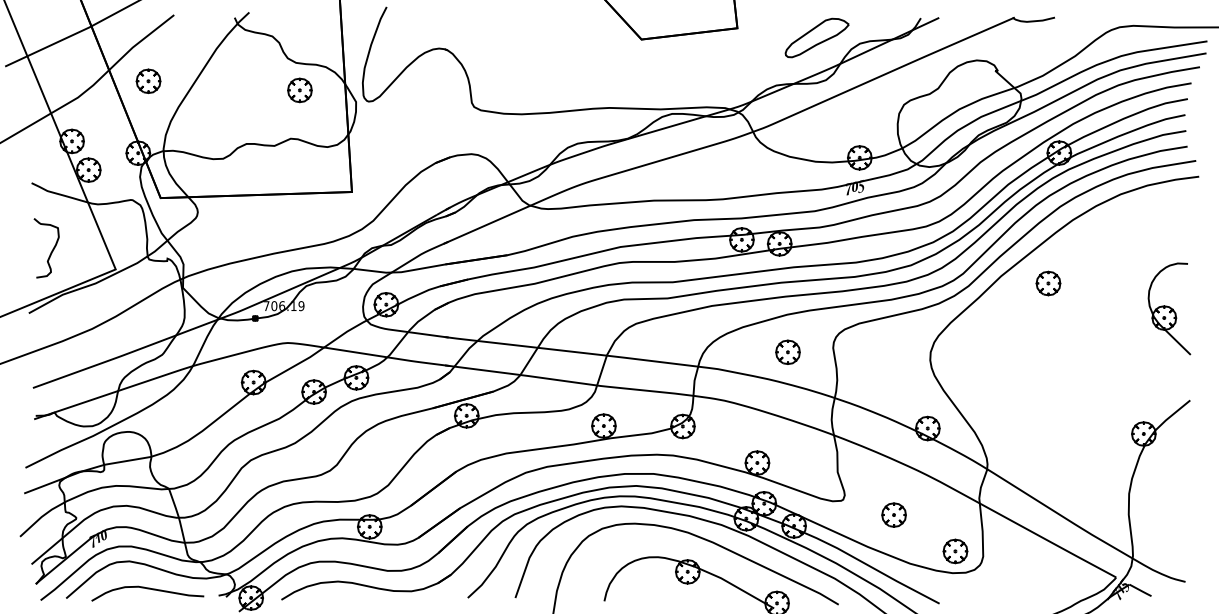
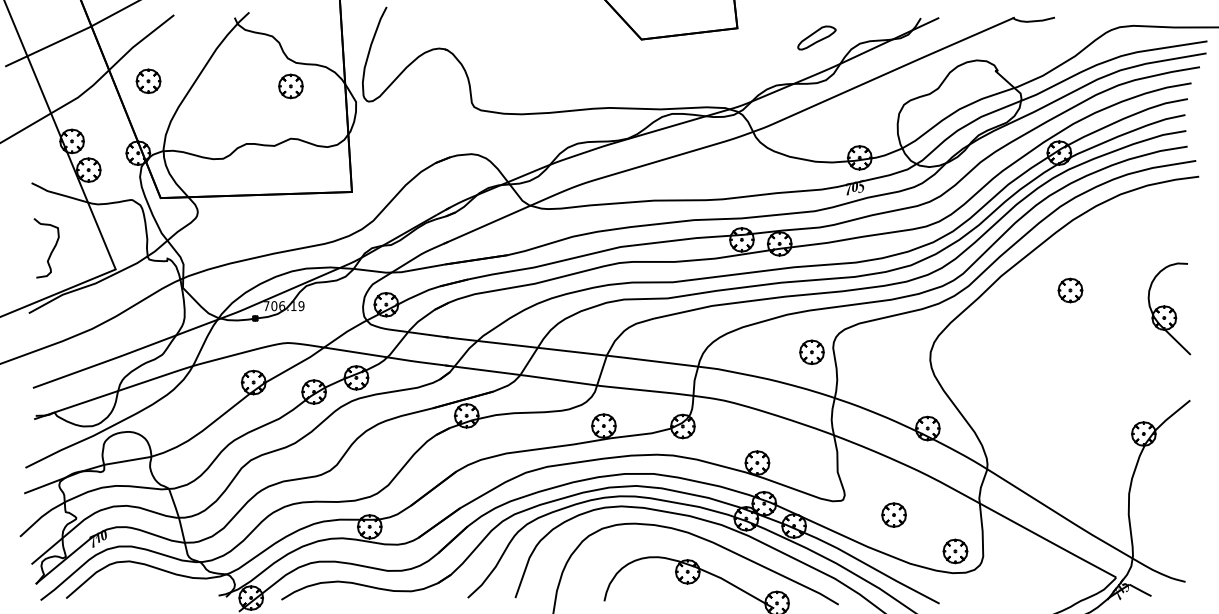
part size: 66x42 px -> 40x26 px (816, 37)
part position: (299, 90) -> (290, 86) (290, 86)
part position: (1048, 283) -> (1070, 290) (1070, 290)
part position: (787, 351) -> (811, 351) (811, 351)
curve: present -> none (147, 589)
